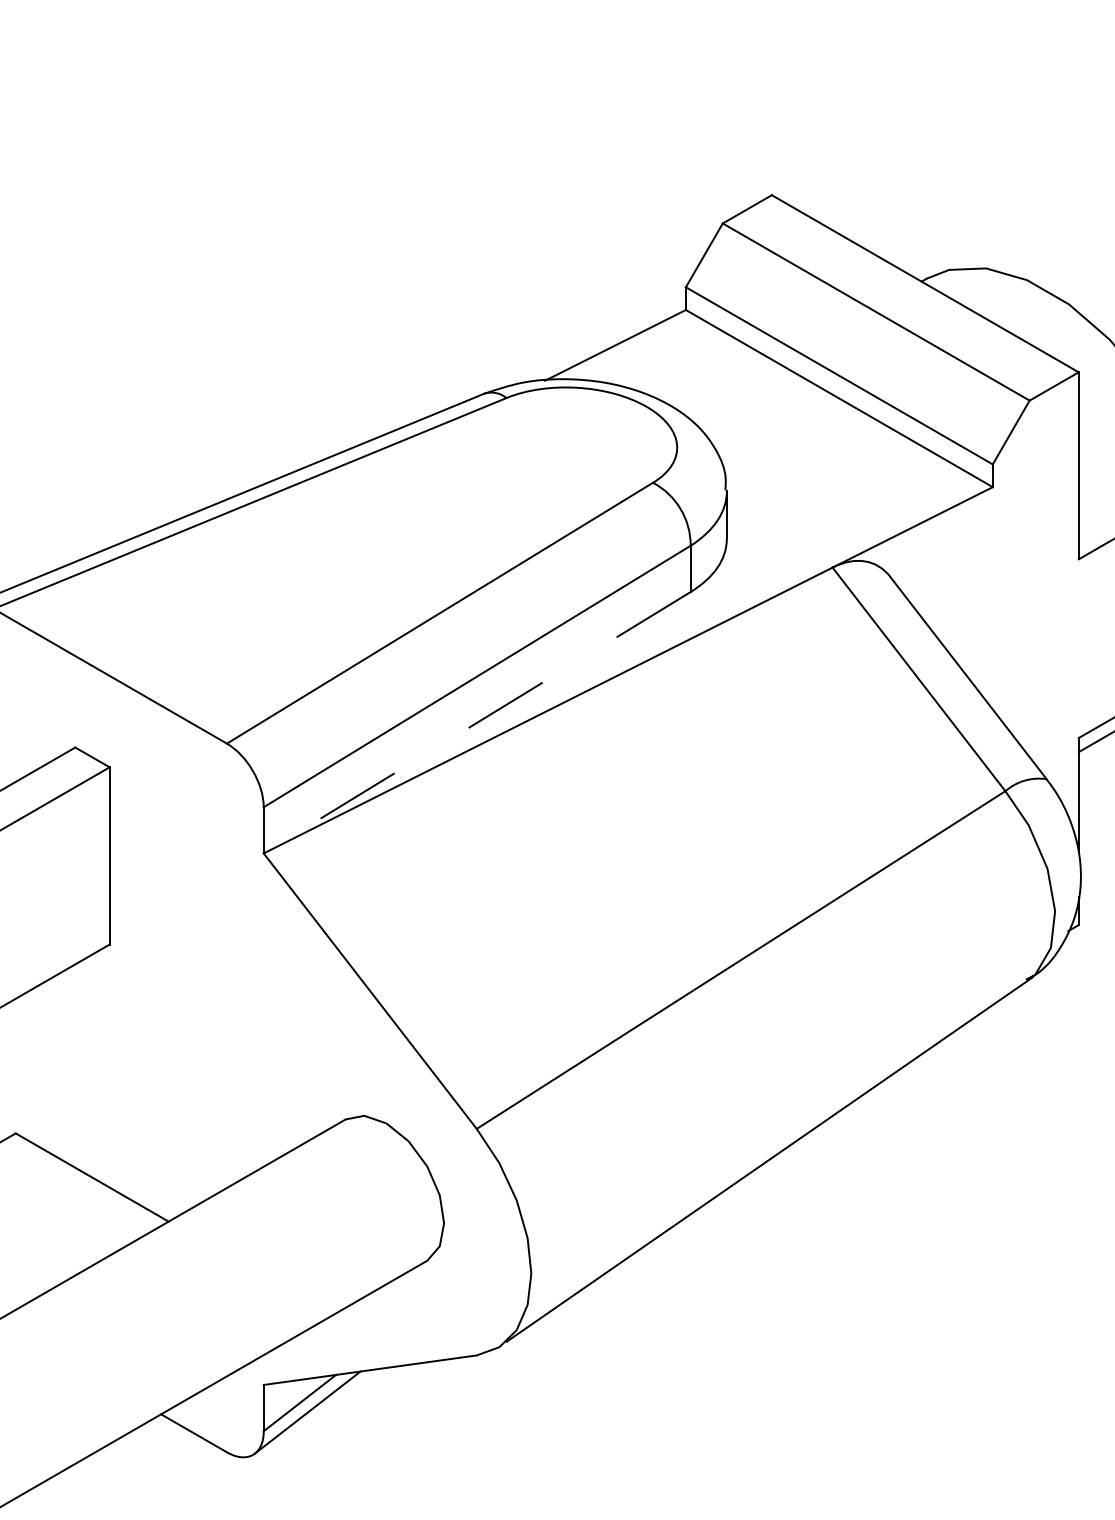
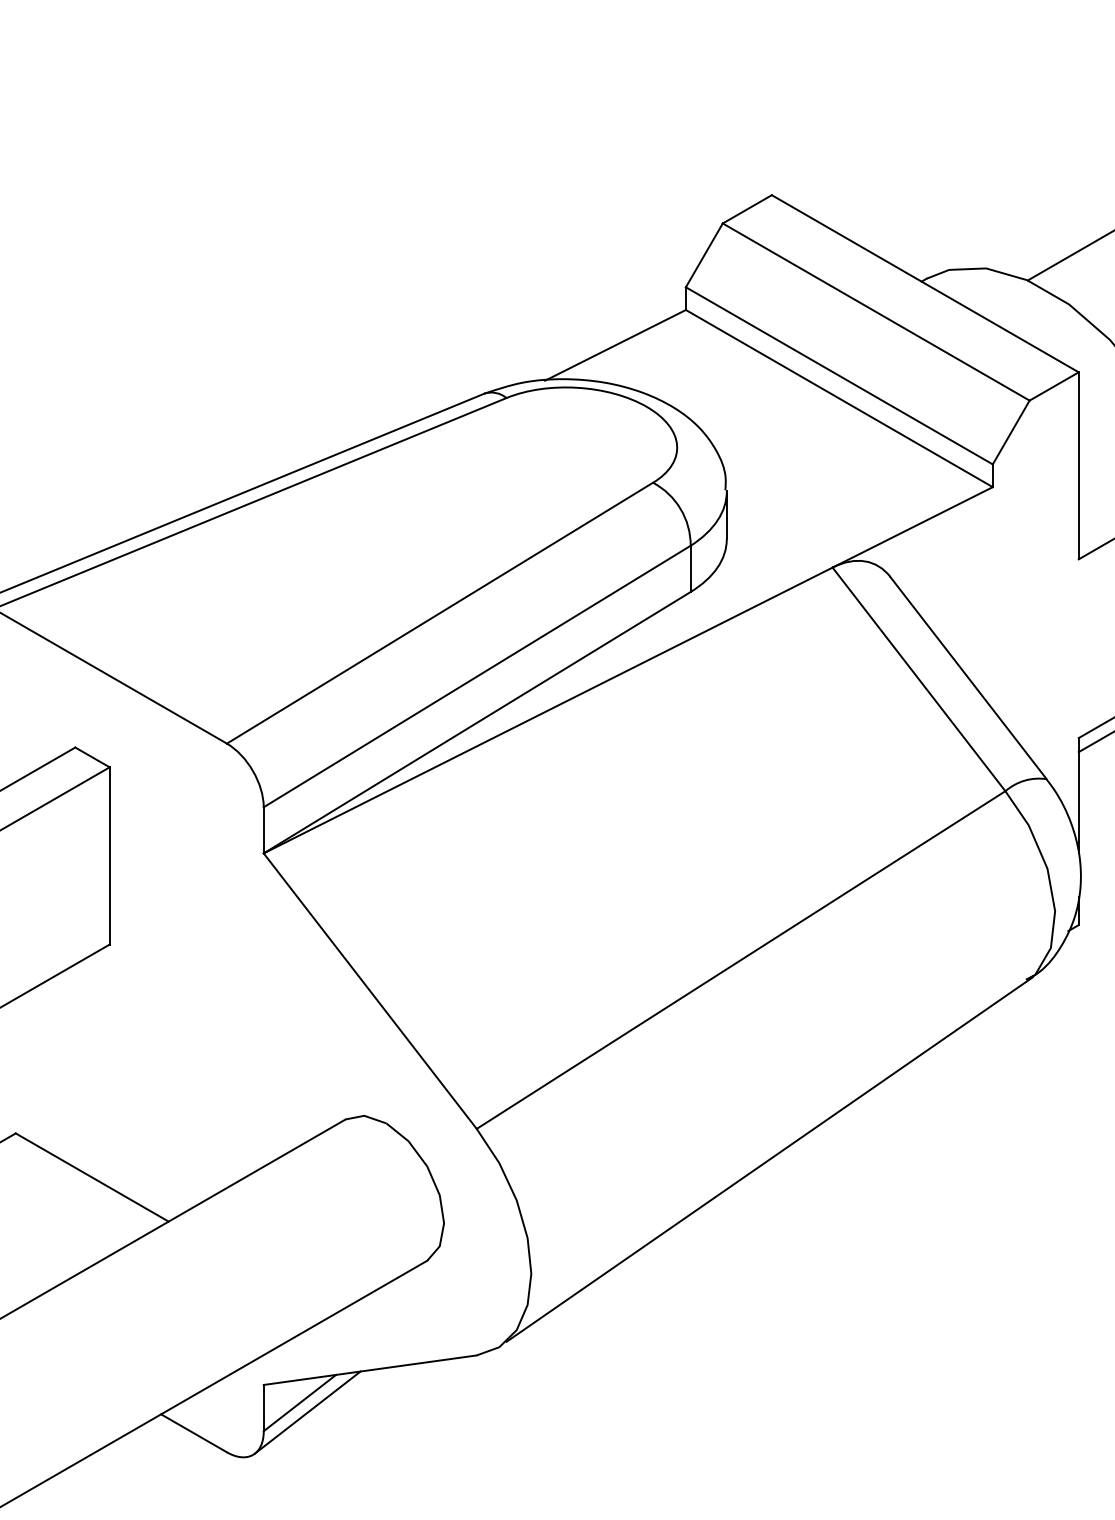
line: none -> present (1069, 256)
line: dashed -> solid (476, 722)
